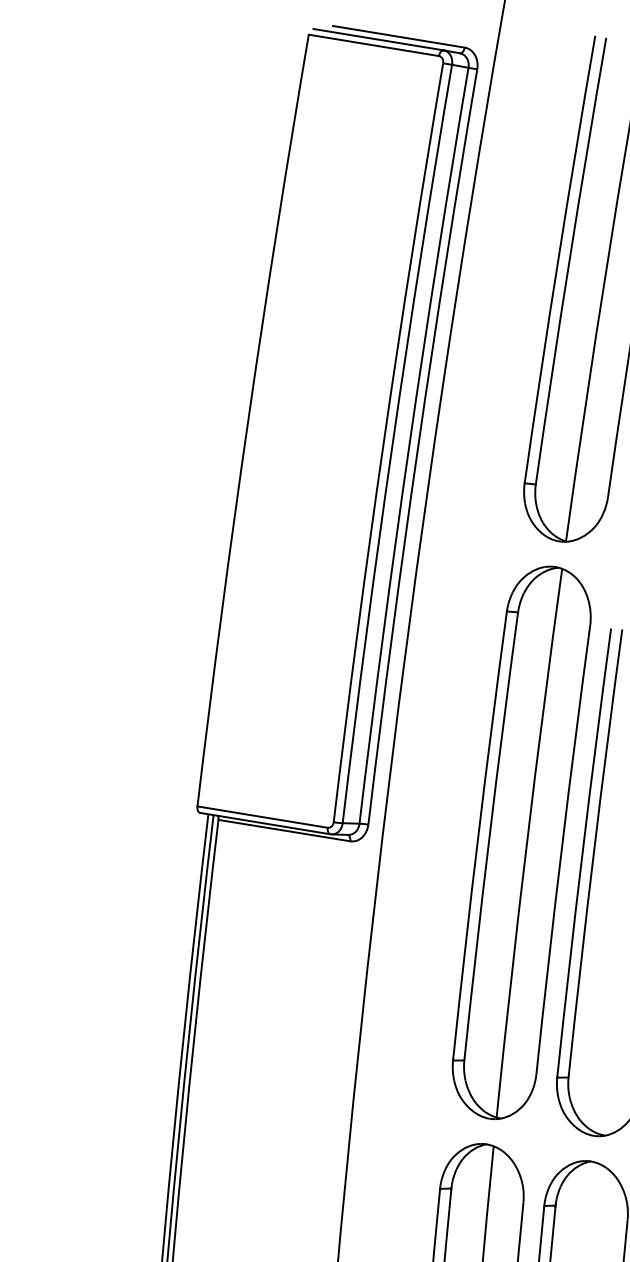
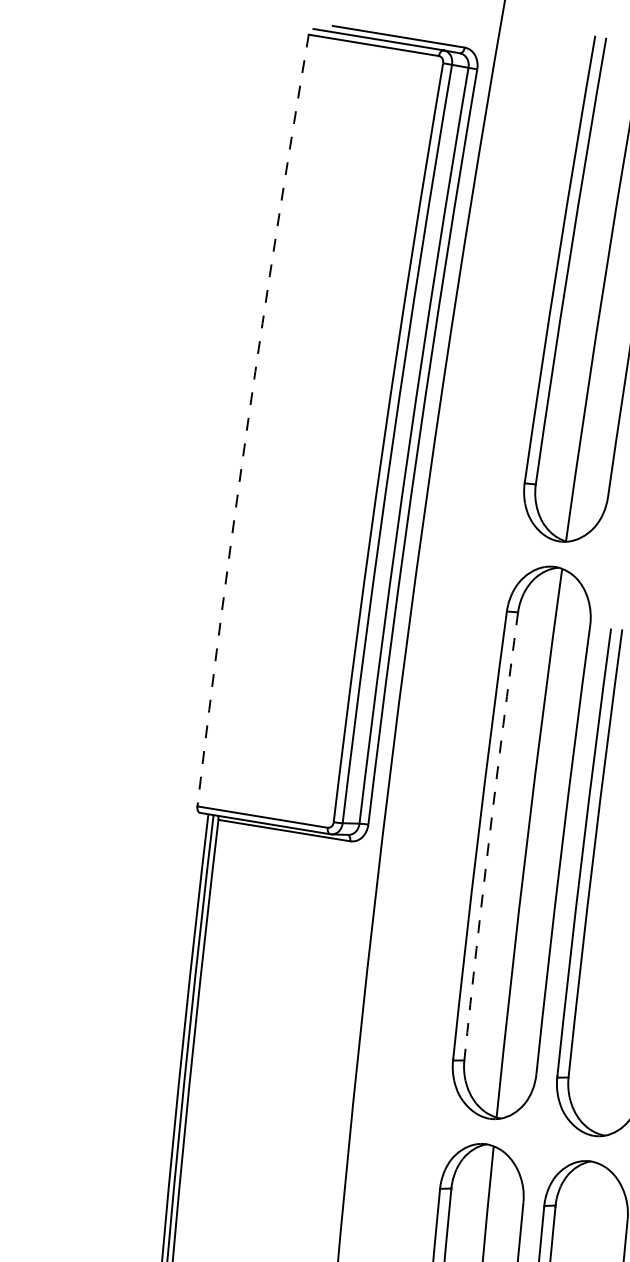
arc: solid -> dashed (248, 419)
arc: solid -> dashed (489, 836)
